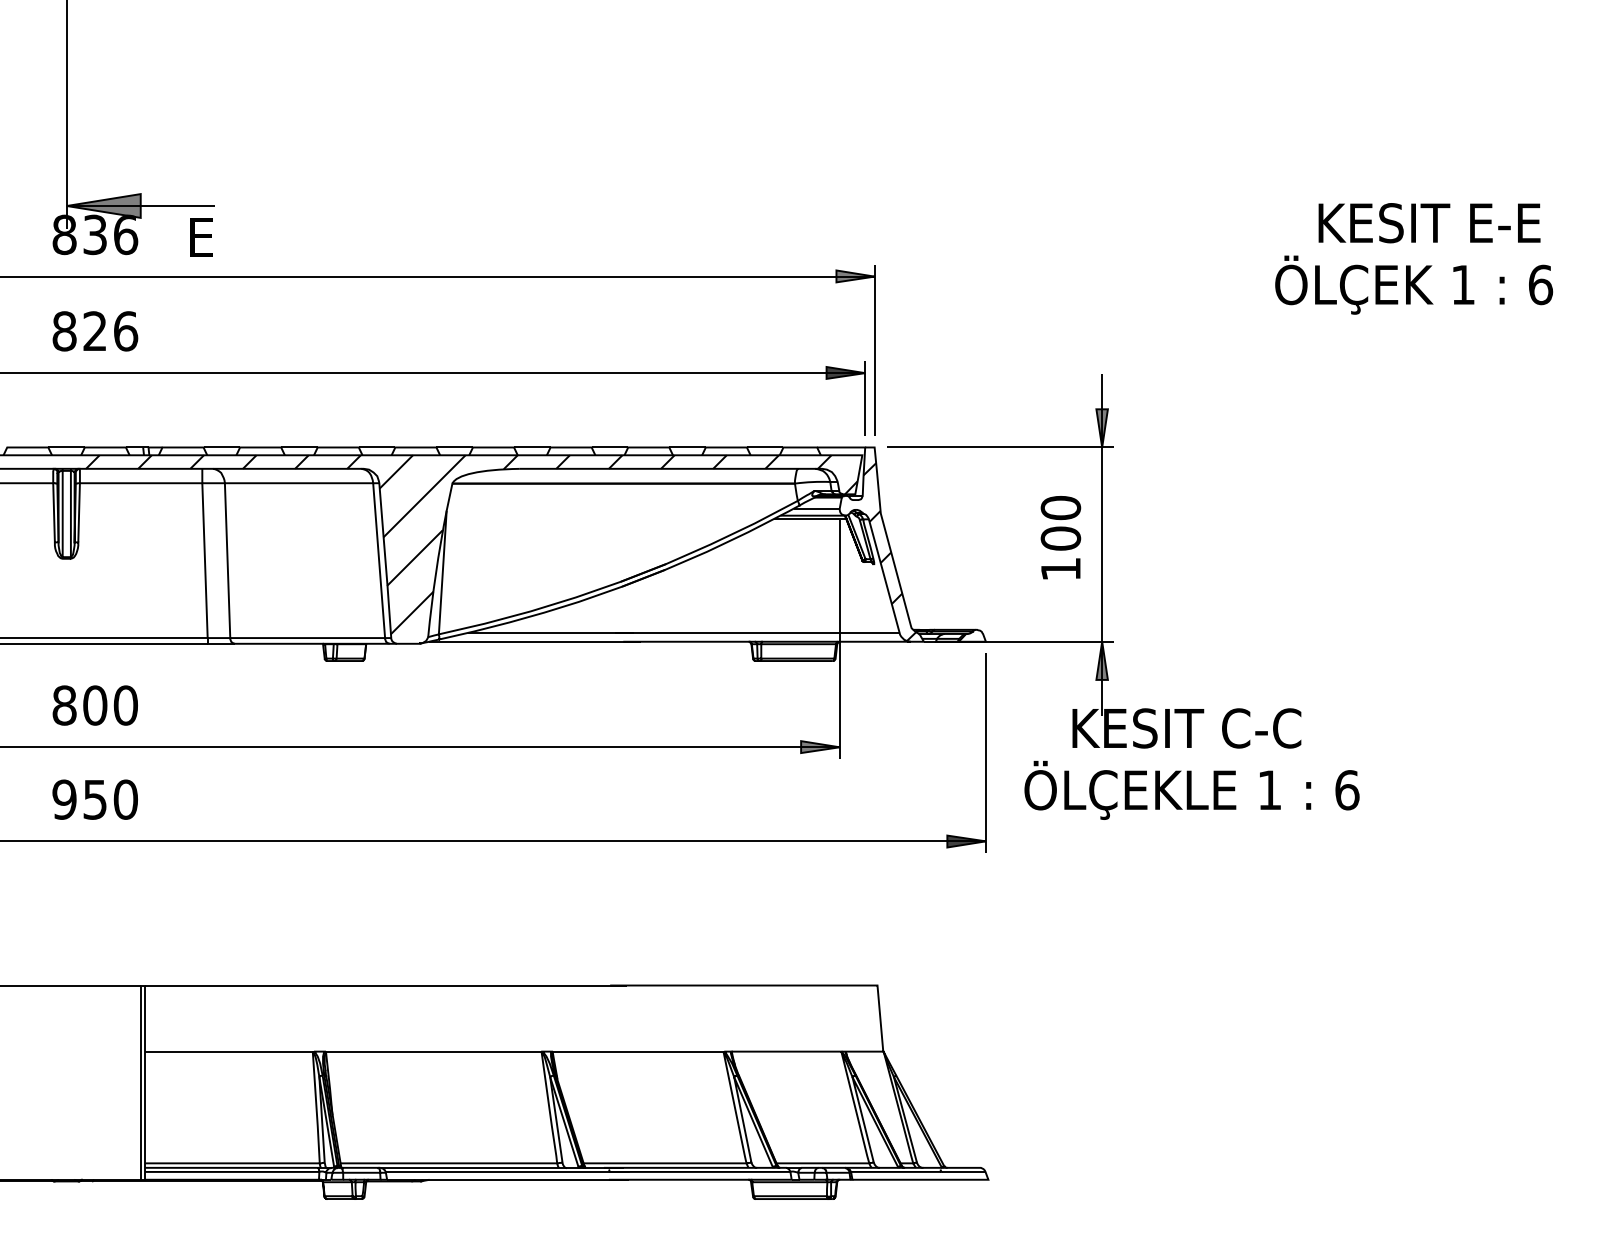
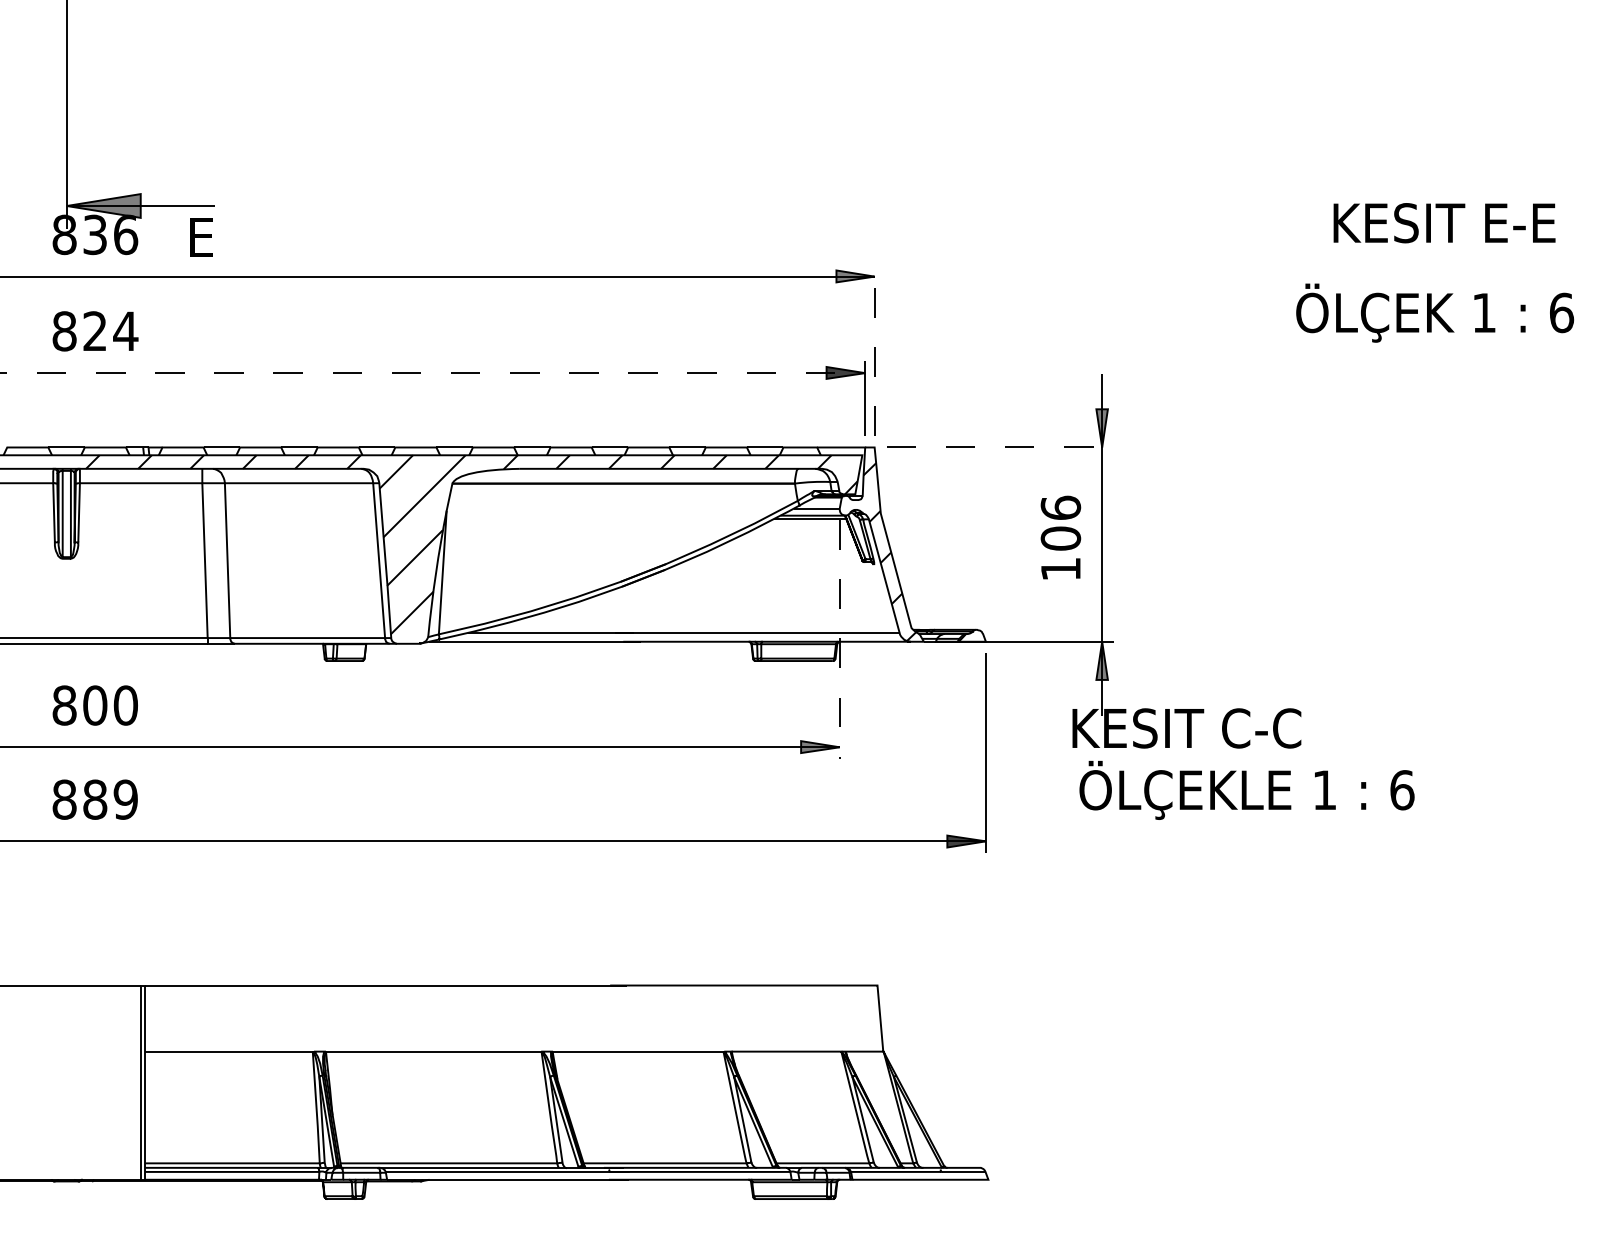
text position: (1429, 223) -> (1444, 223) (1444, 223)
text position: (1414, 284) -> (1435, 312) (1435, 312)
text: 826 -> 824 (125, 331)
line: solid -> dashed (874, 350)
line: solid -> dashed (433, 373)
line: solid -> dashed (1000, 447)
text: 100 -> 106 (1060, 507)
line: solid -> dashed (839, 640)
text position: (1191, 790) -> (1246, 790) (1246, 790)
text: 950 -> 889 (94, 799)
